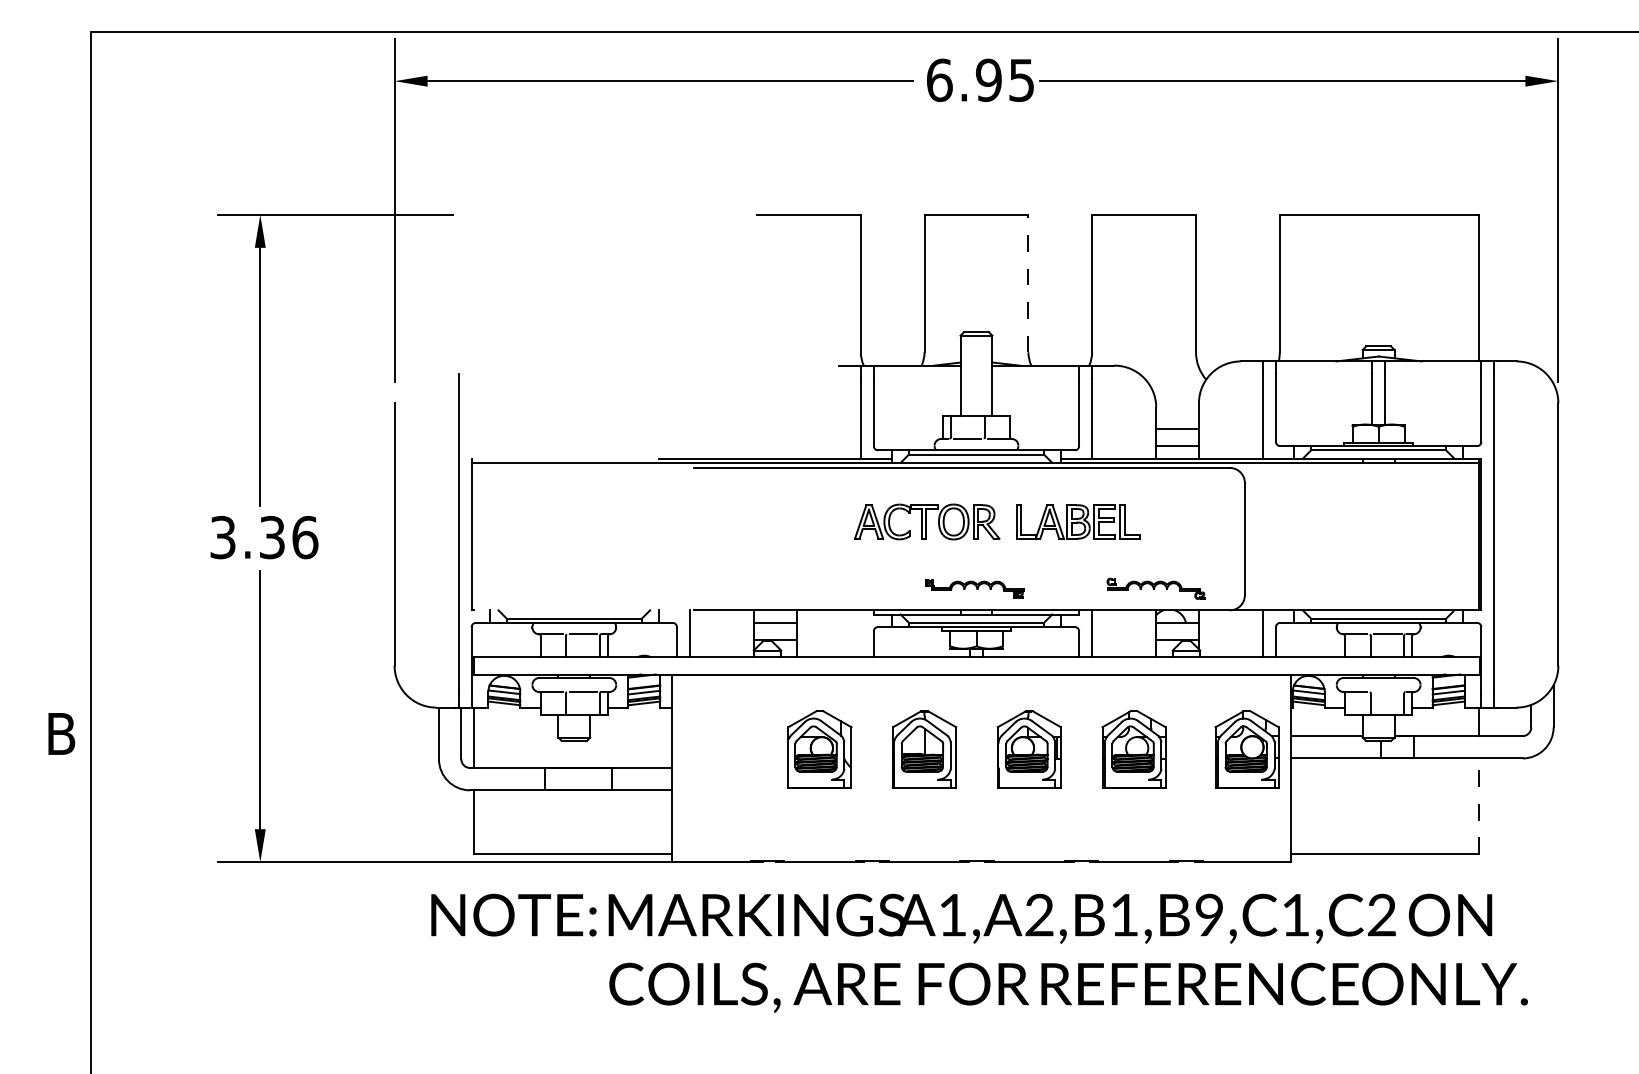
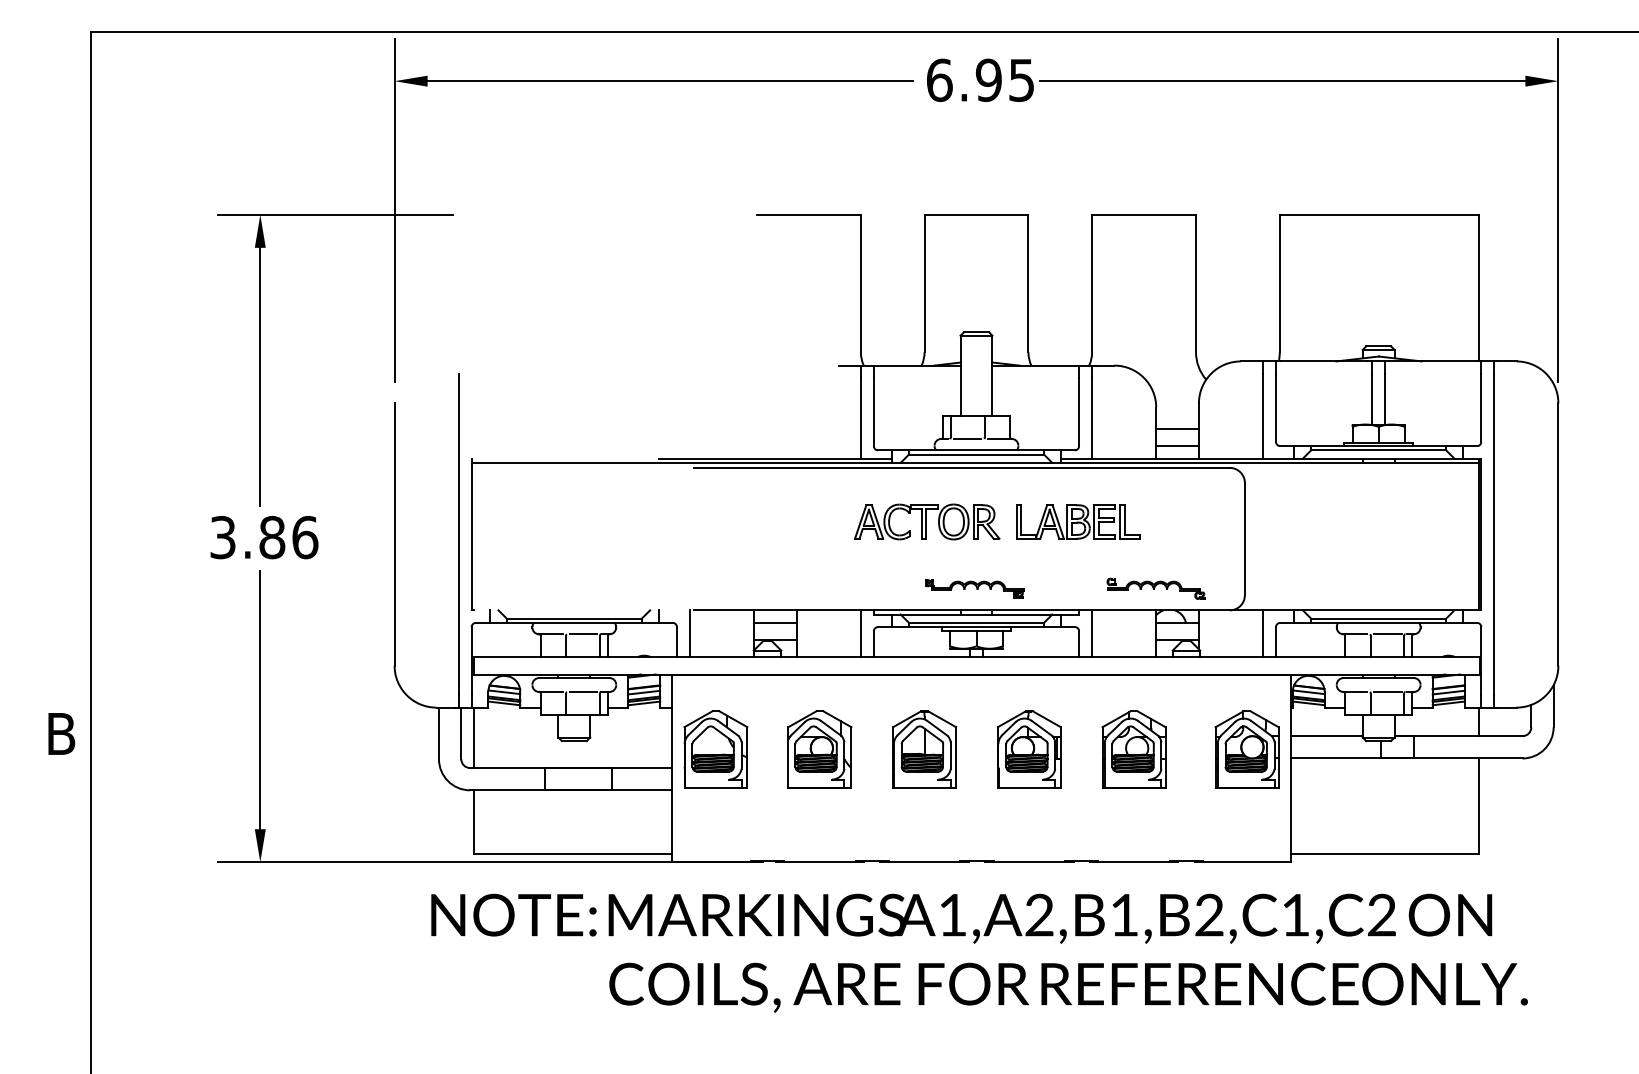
line: dashed -> solid (1028, 283)
text: 3.36 -> 3.86 (272, 537)
line: none -> present (861, 633)
line: none -> present (1387, 691)
part: none -> present (715, 749)
line: dashed -> solid (1479, 806)
text: A1,A2,B1,B9,C1,C2 -> A1,A2,B1,B2,C1,C2 (1209, 915)
